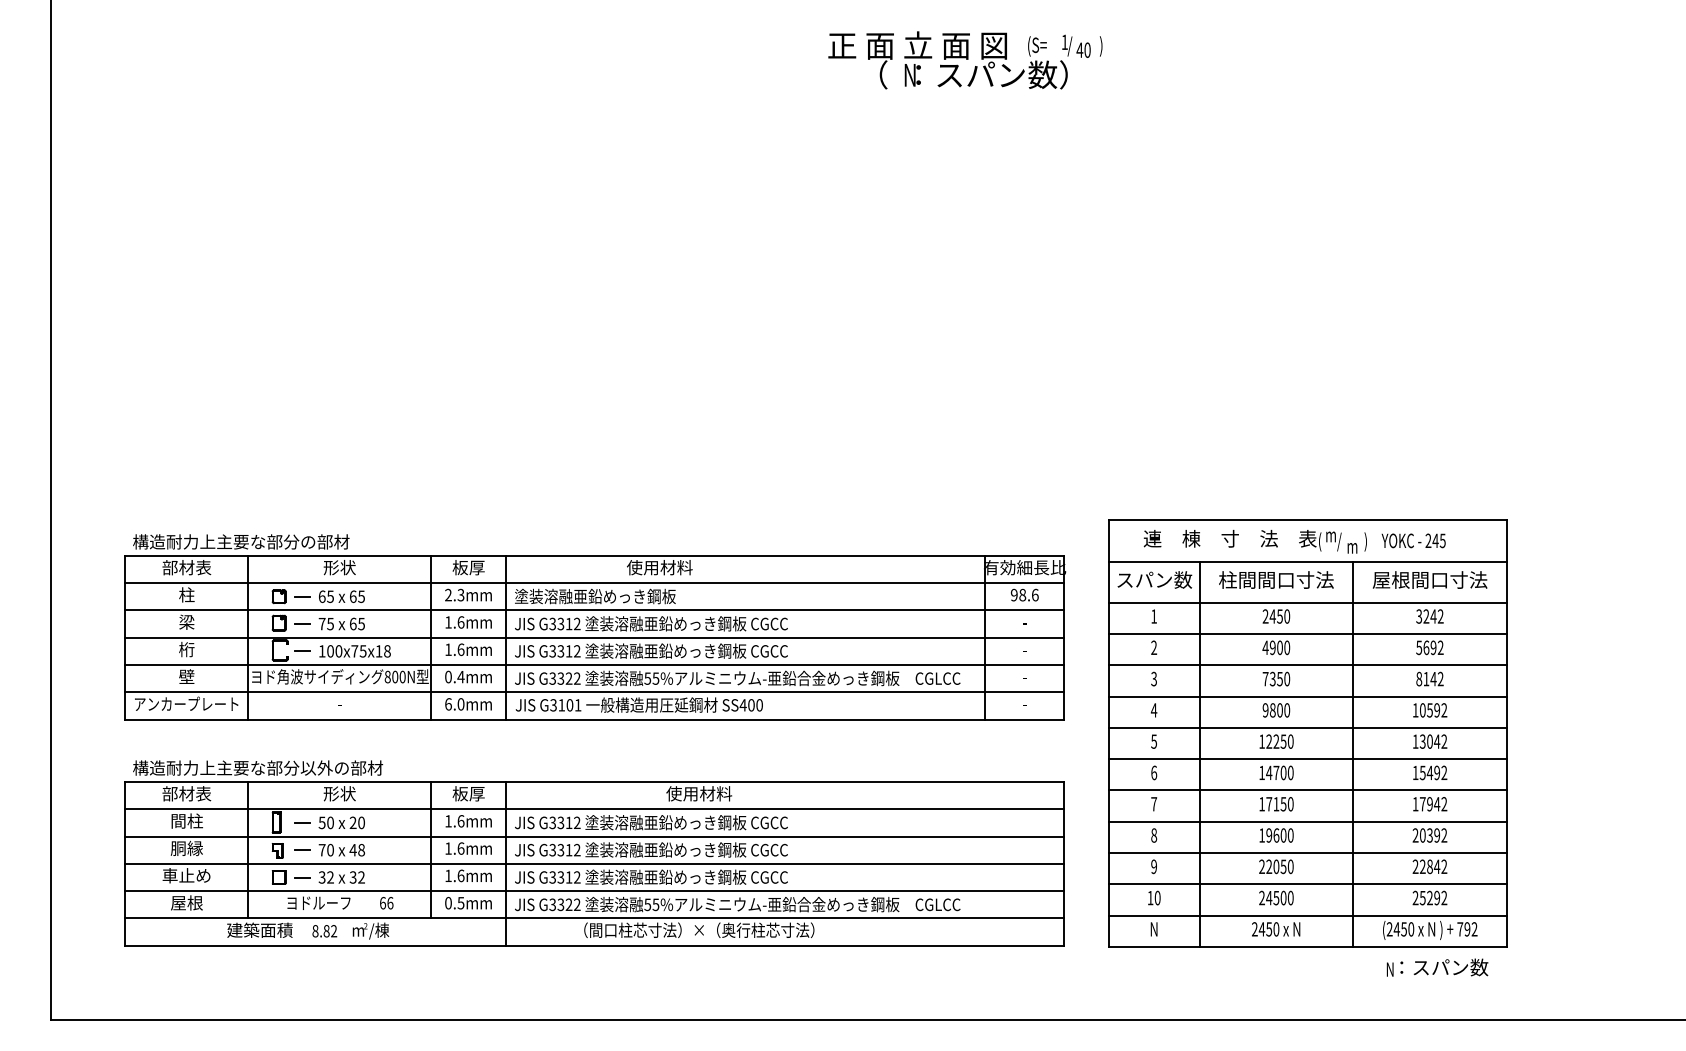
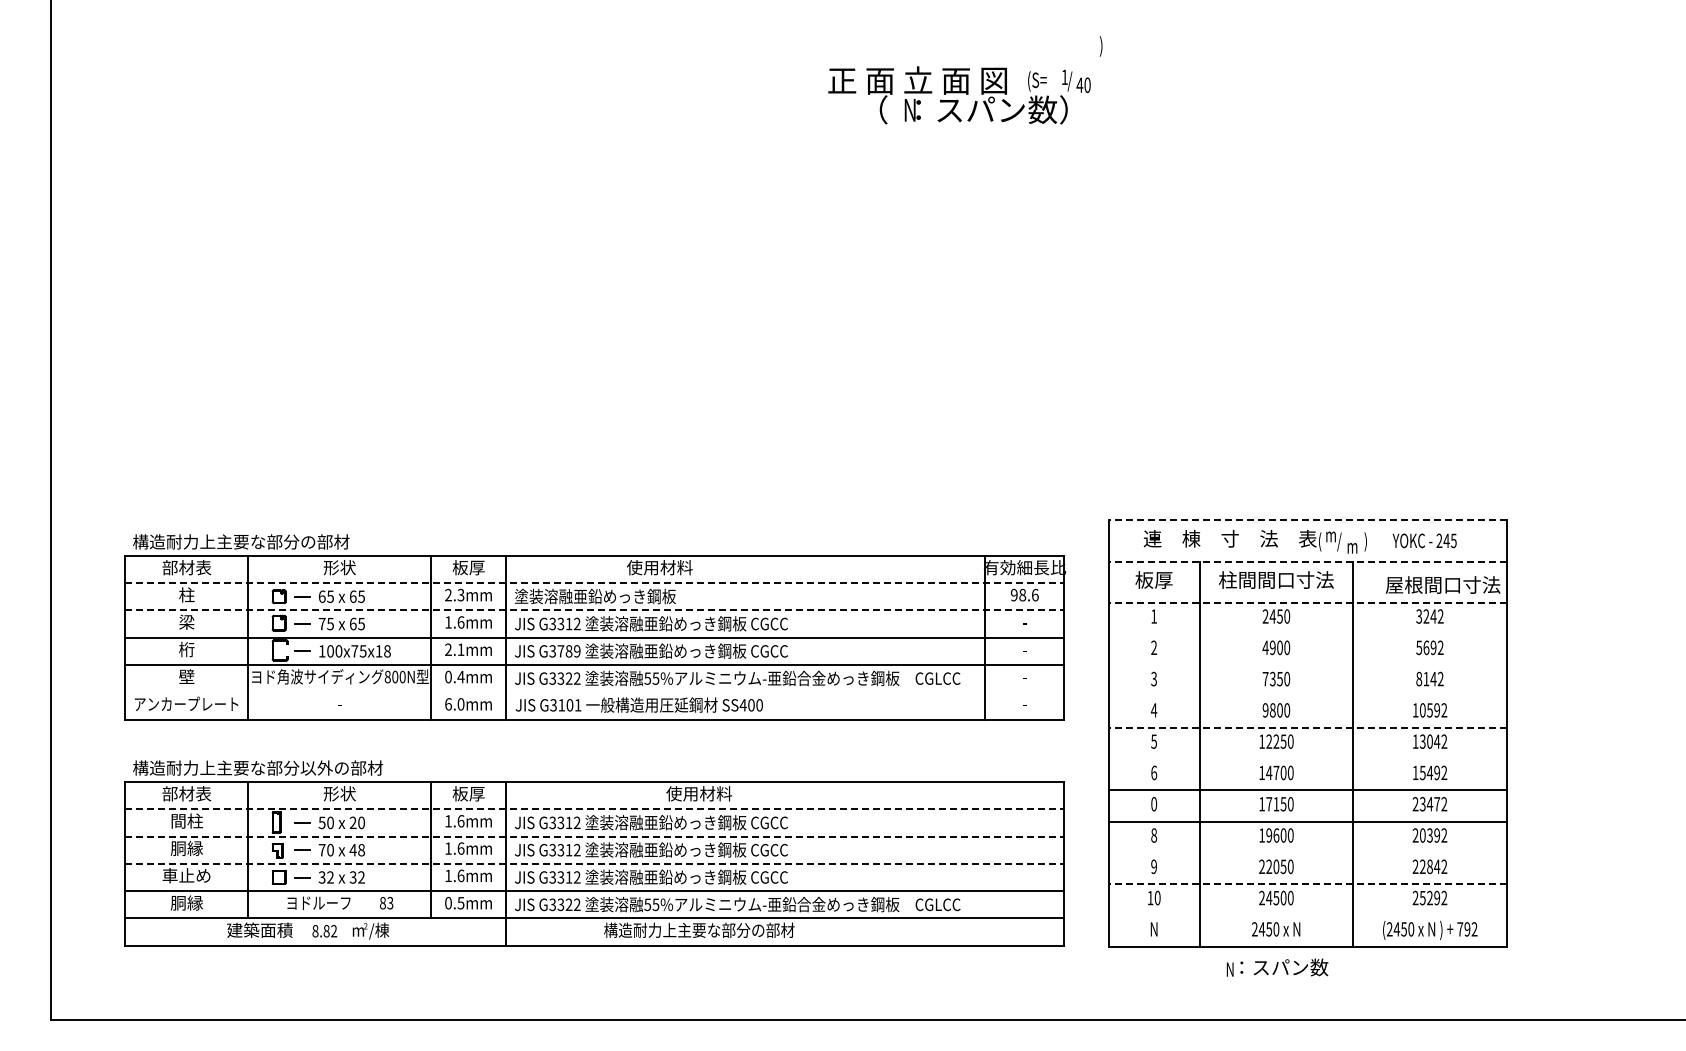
text position: (959, 60) -> (959, 95) (959, 95)
line: solid -> dashed (1307, 520)
text position: (1413, 540) -> (1424, 540) (1424, 540)
line: solid -> dashed (1307, 561)
text: スパン数 -> 板厚 (1154, 579)
text position: (1429, 579) -> (1442, 584) (1442, 584)
line: solid -> dashed (595, 583)
line: solid -> dashed (1307, 602)
line: solid -> dashed (595, 610)
line: present -> none (1307, 634)
text: 1.6mm -> 2.1mm (454, 649)
text: G3312 -> G3789 (568, 651)
line: present -> none (1307, 665)
line: present -> none (594, 692)
line: present -> none (1307, 696)
line: solid -> dashed (1307, 727)
line: present -> none (1307, 759)
text: 7 -> 0 (1154, 804)
text: 17942 -> 23472 (1426, 804)
line: solid -> dashed (595, 809)
line: solid -> dashed (595, 836)
line: present -> none (1307, 853)
line: solid -> dashed (595, 863)
line: solid -> dashed (1307, 884)
text: 屋根 -> 胴縁 (186, 902)
text: 66 -> 83 (386, 903)
line: present -> none (1307, 915)
text: （間口柱芯寸法）×（奥行柱芯寸法） -> 構造耐力上主要な部分の部材 (699, 930)
text position: (1437, 967) -> (1277, 967) (1277, 967)
